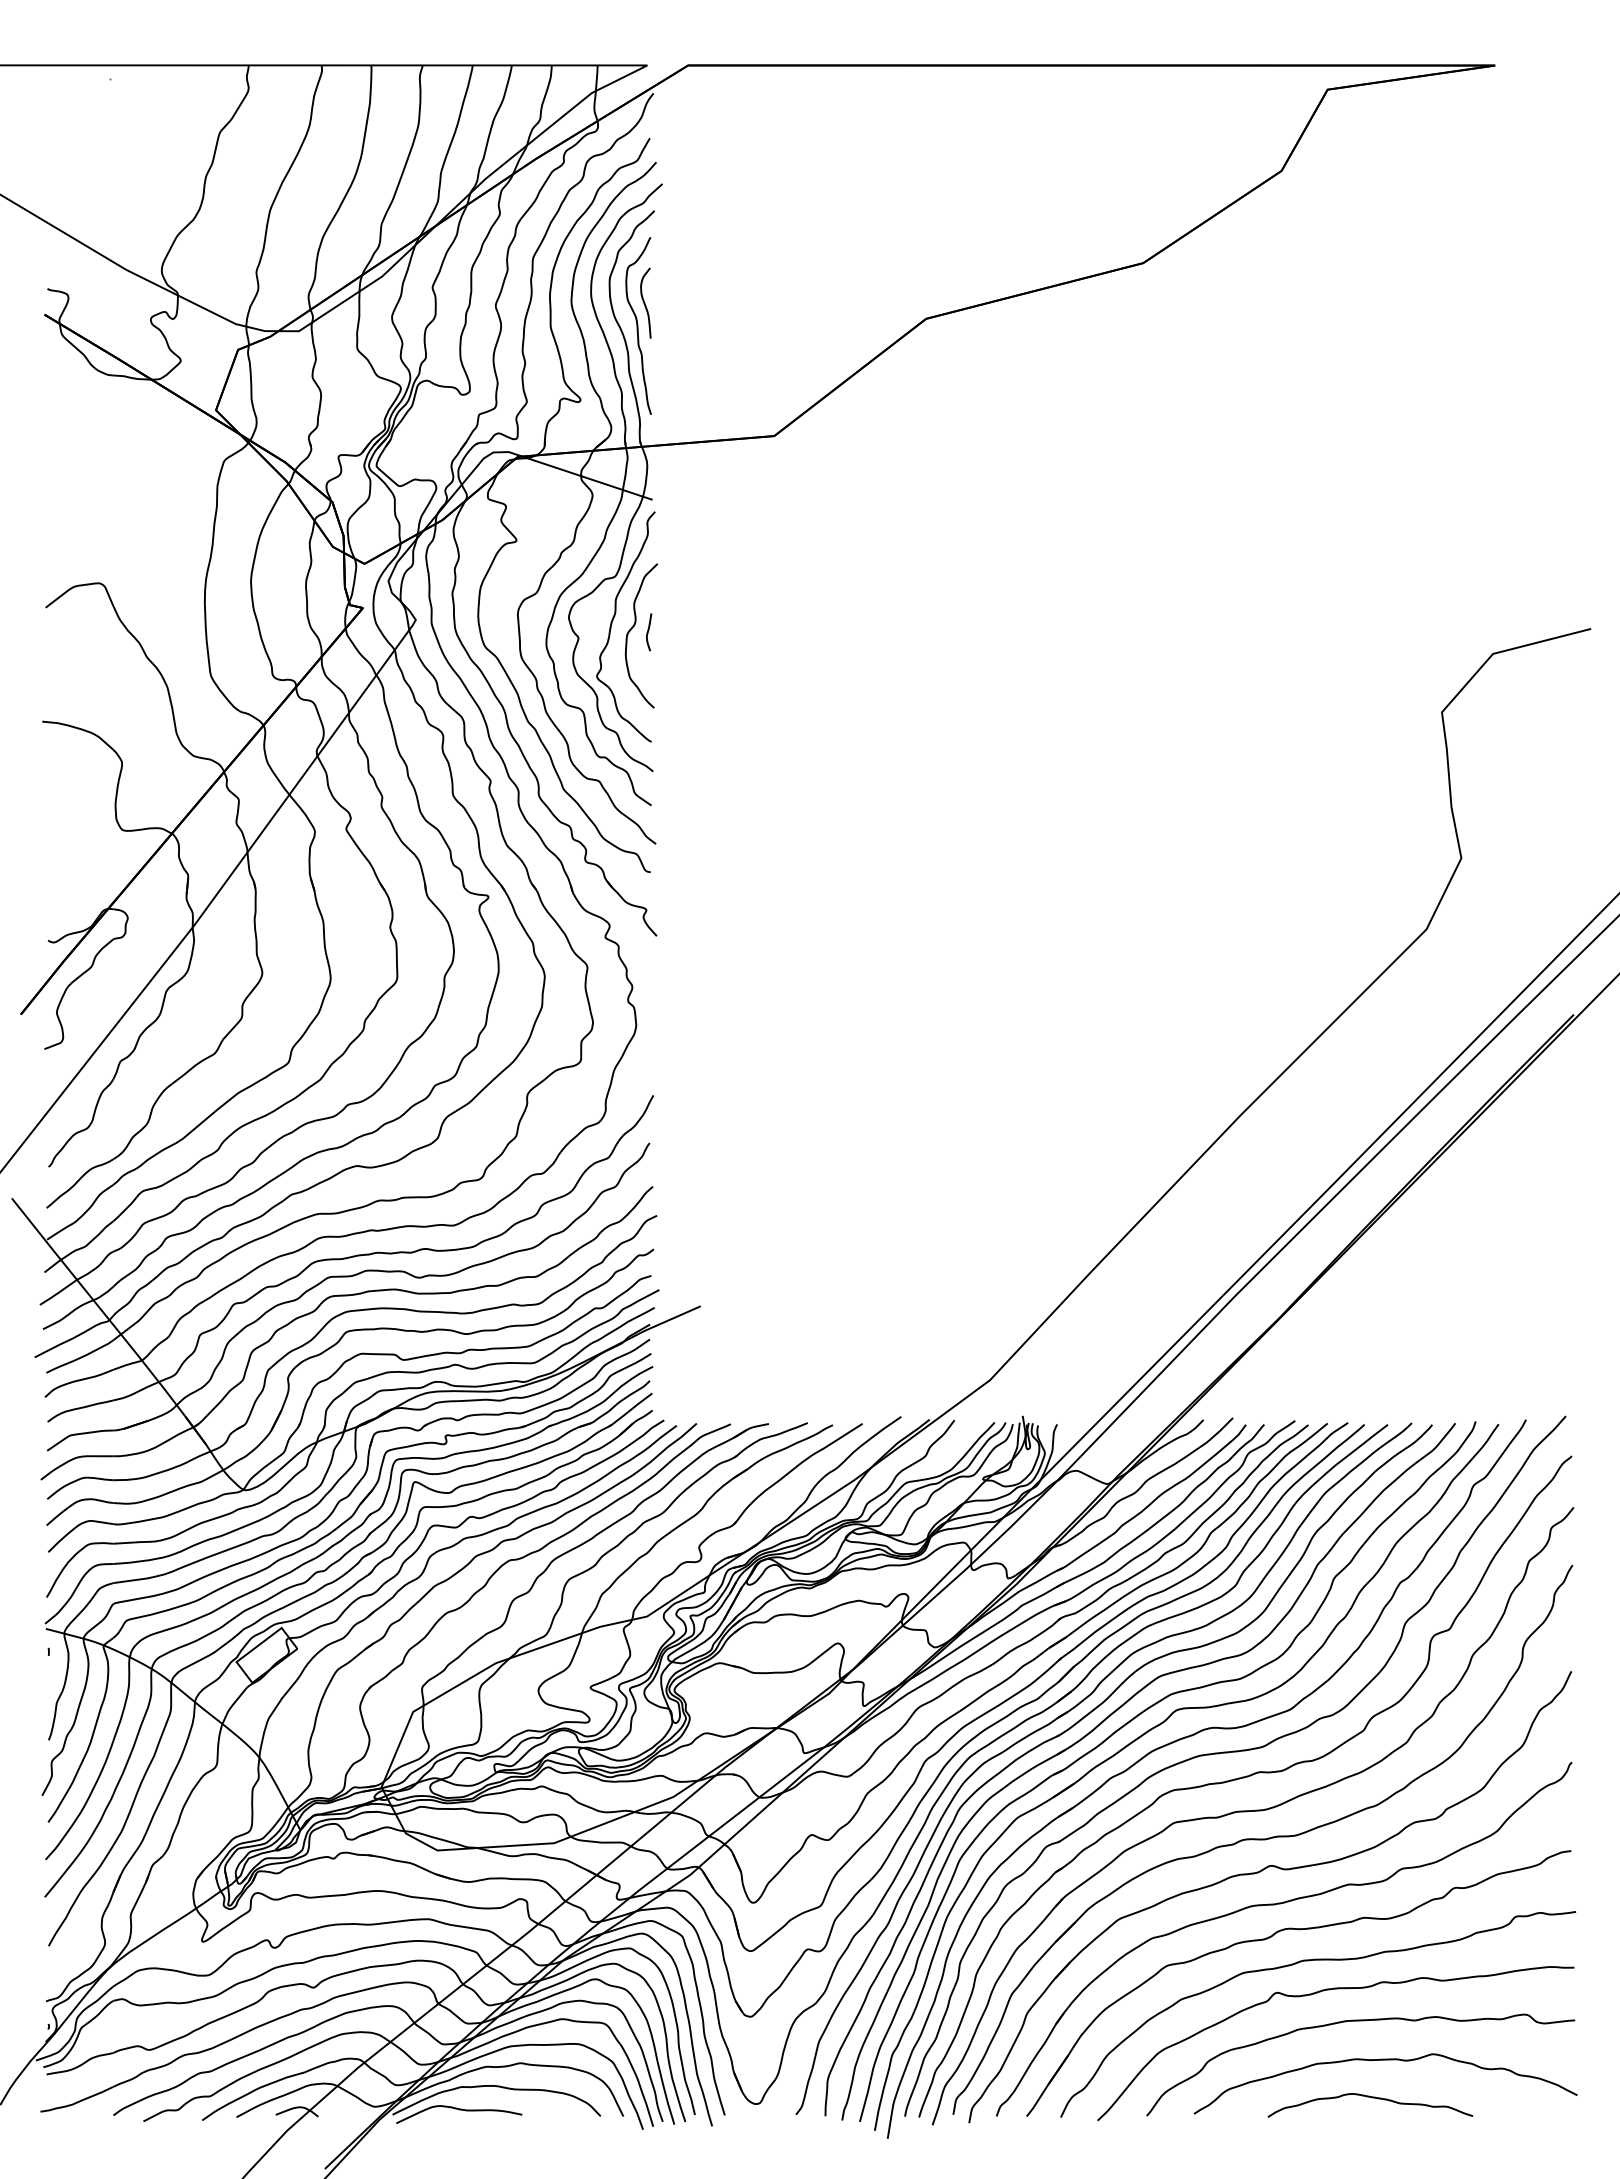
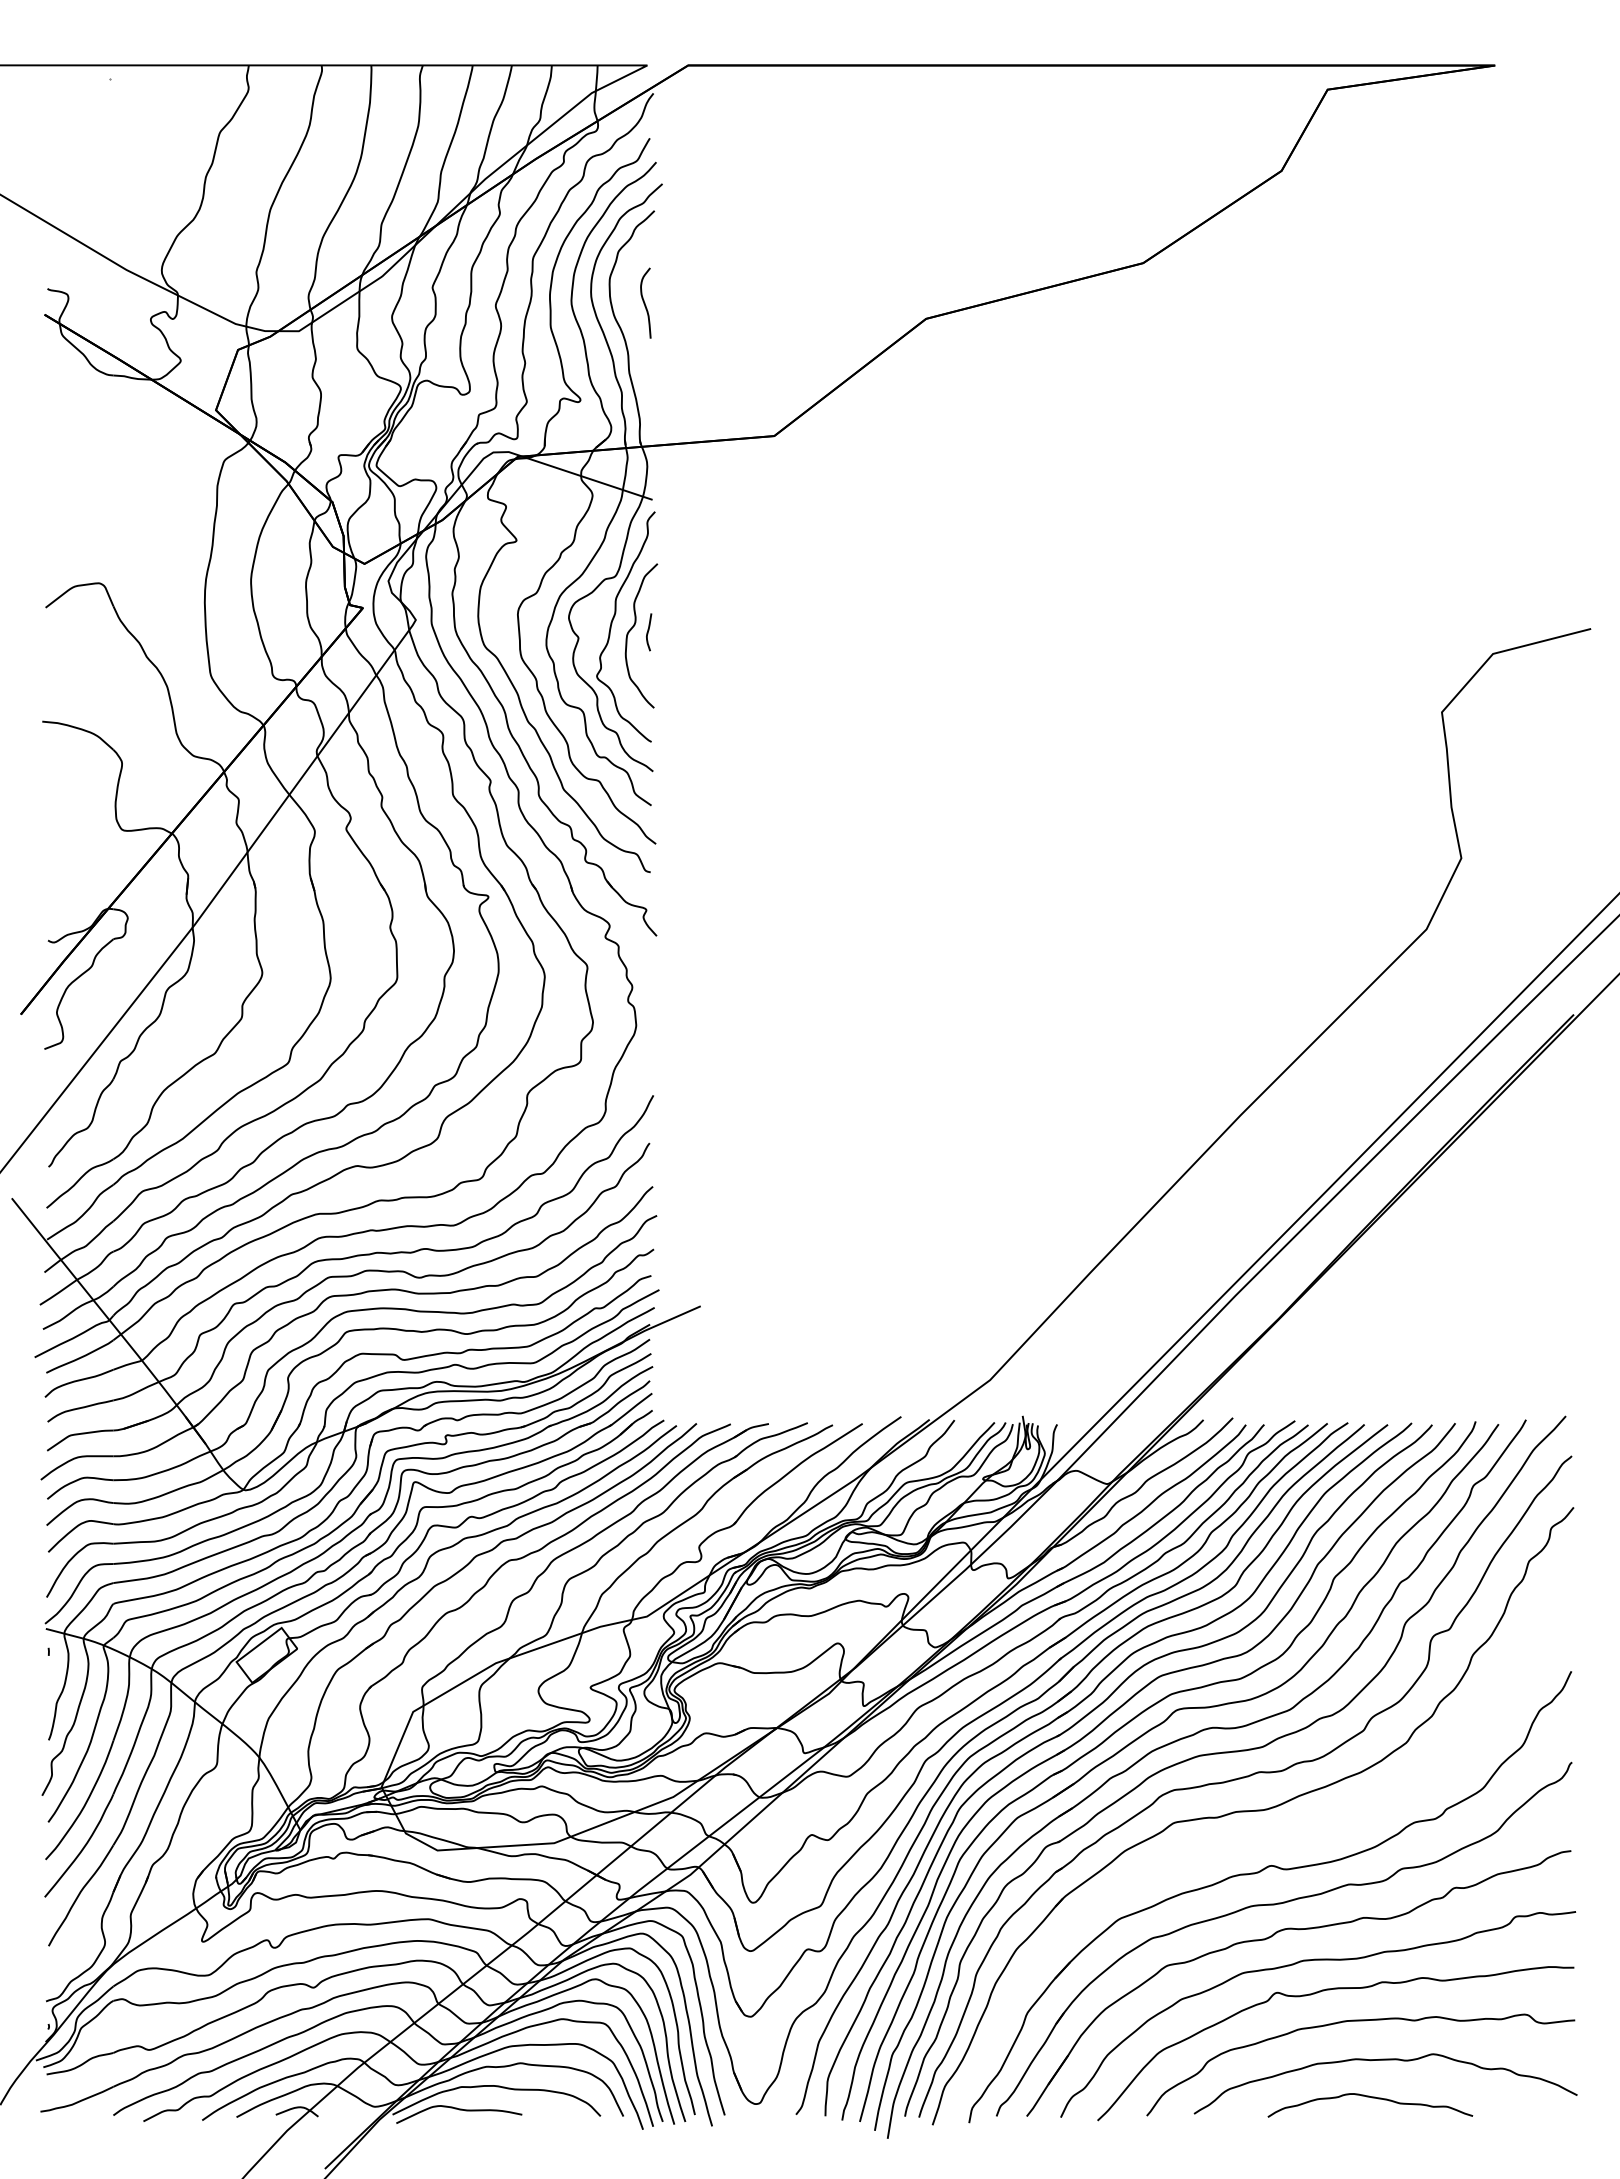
curve: present -> none (638, 325)
part: present -> none (1262, 1839)
